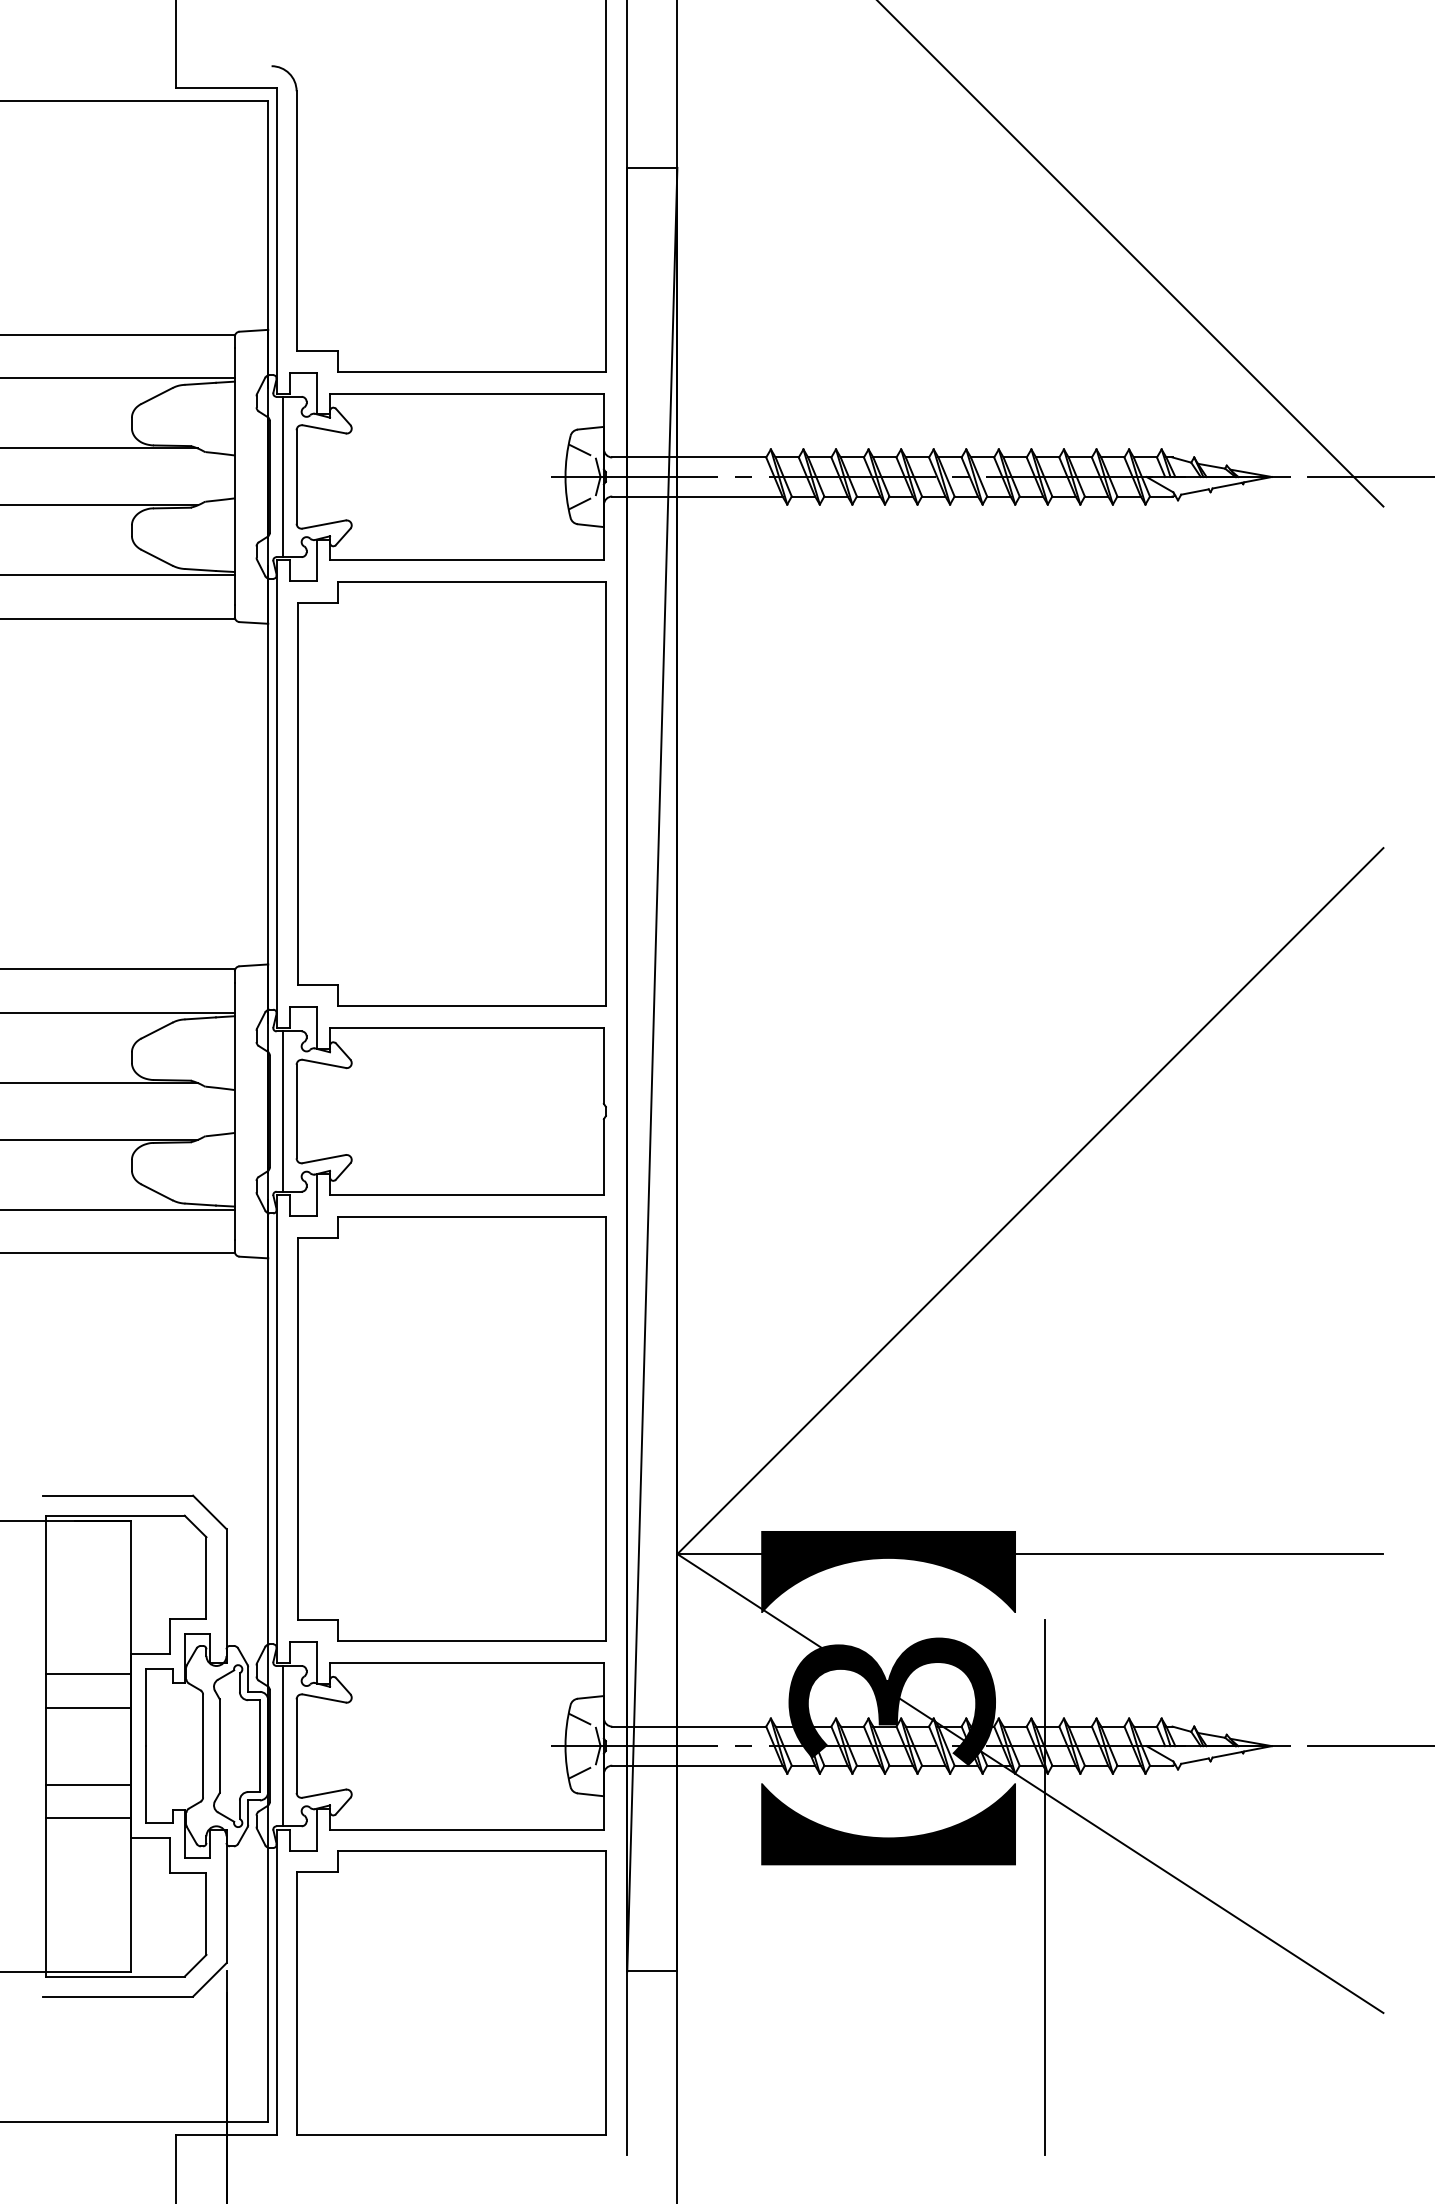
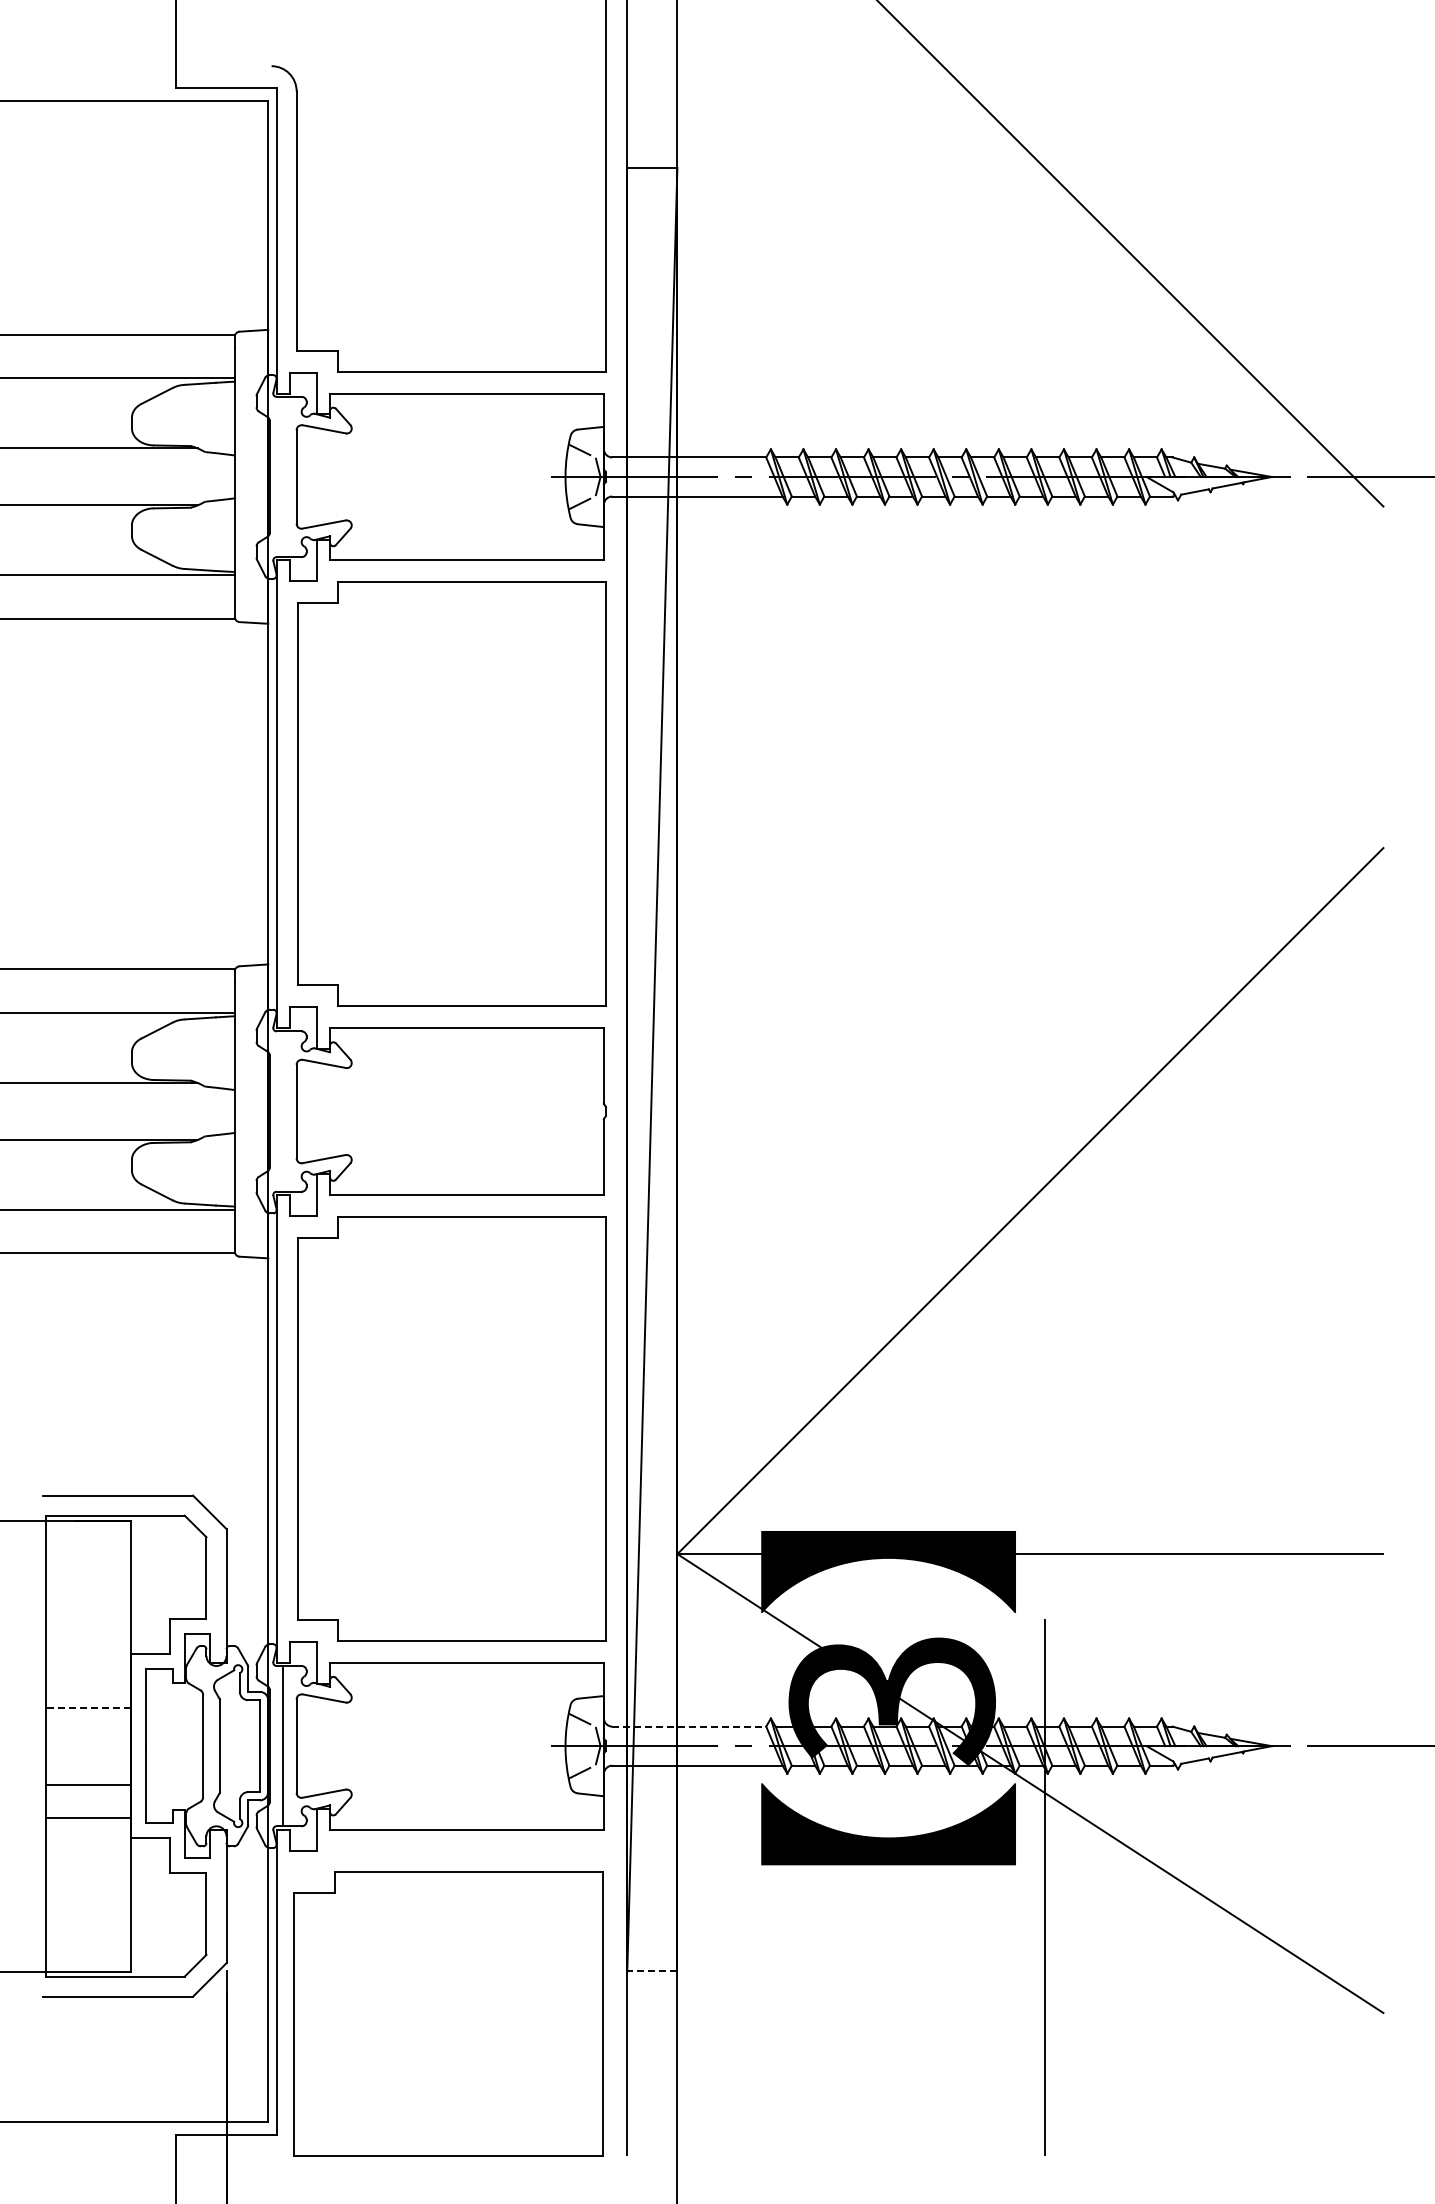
line: present -> none (283, 476)
line: present -> none (283, 1111)
line: present -> none (88, 1674)
line: solid -> dashed (88, 1707)
line: solid -> dashed (689, 1726)
line: solid -> dashed (651, 1971)
part position: (451, 1992) -> (448, 2013) (448, 2013)
